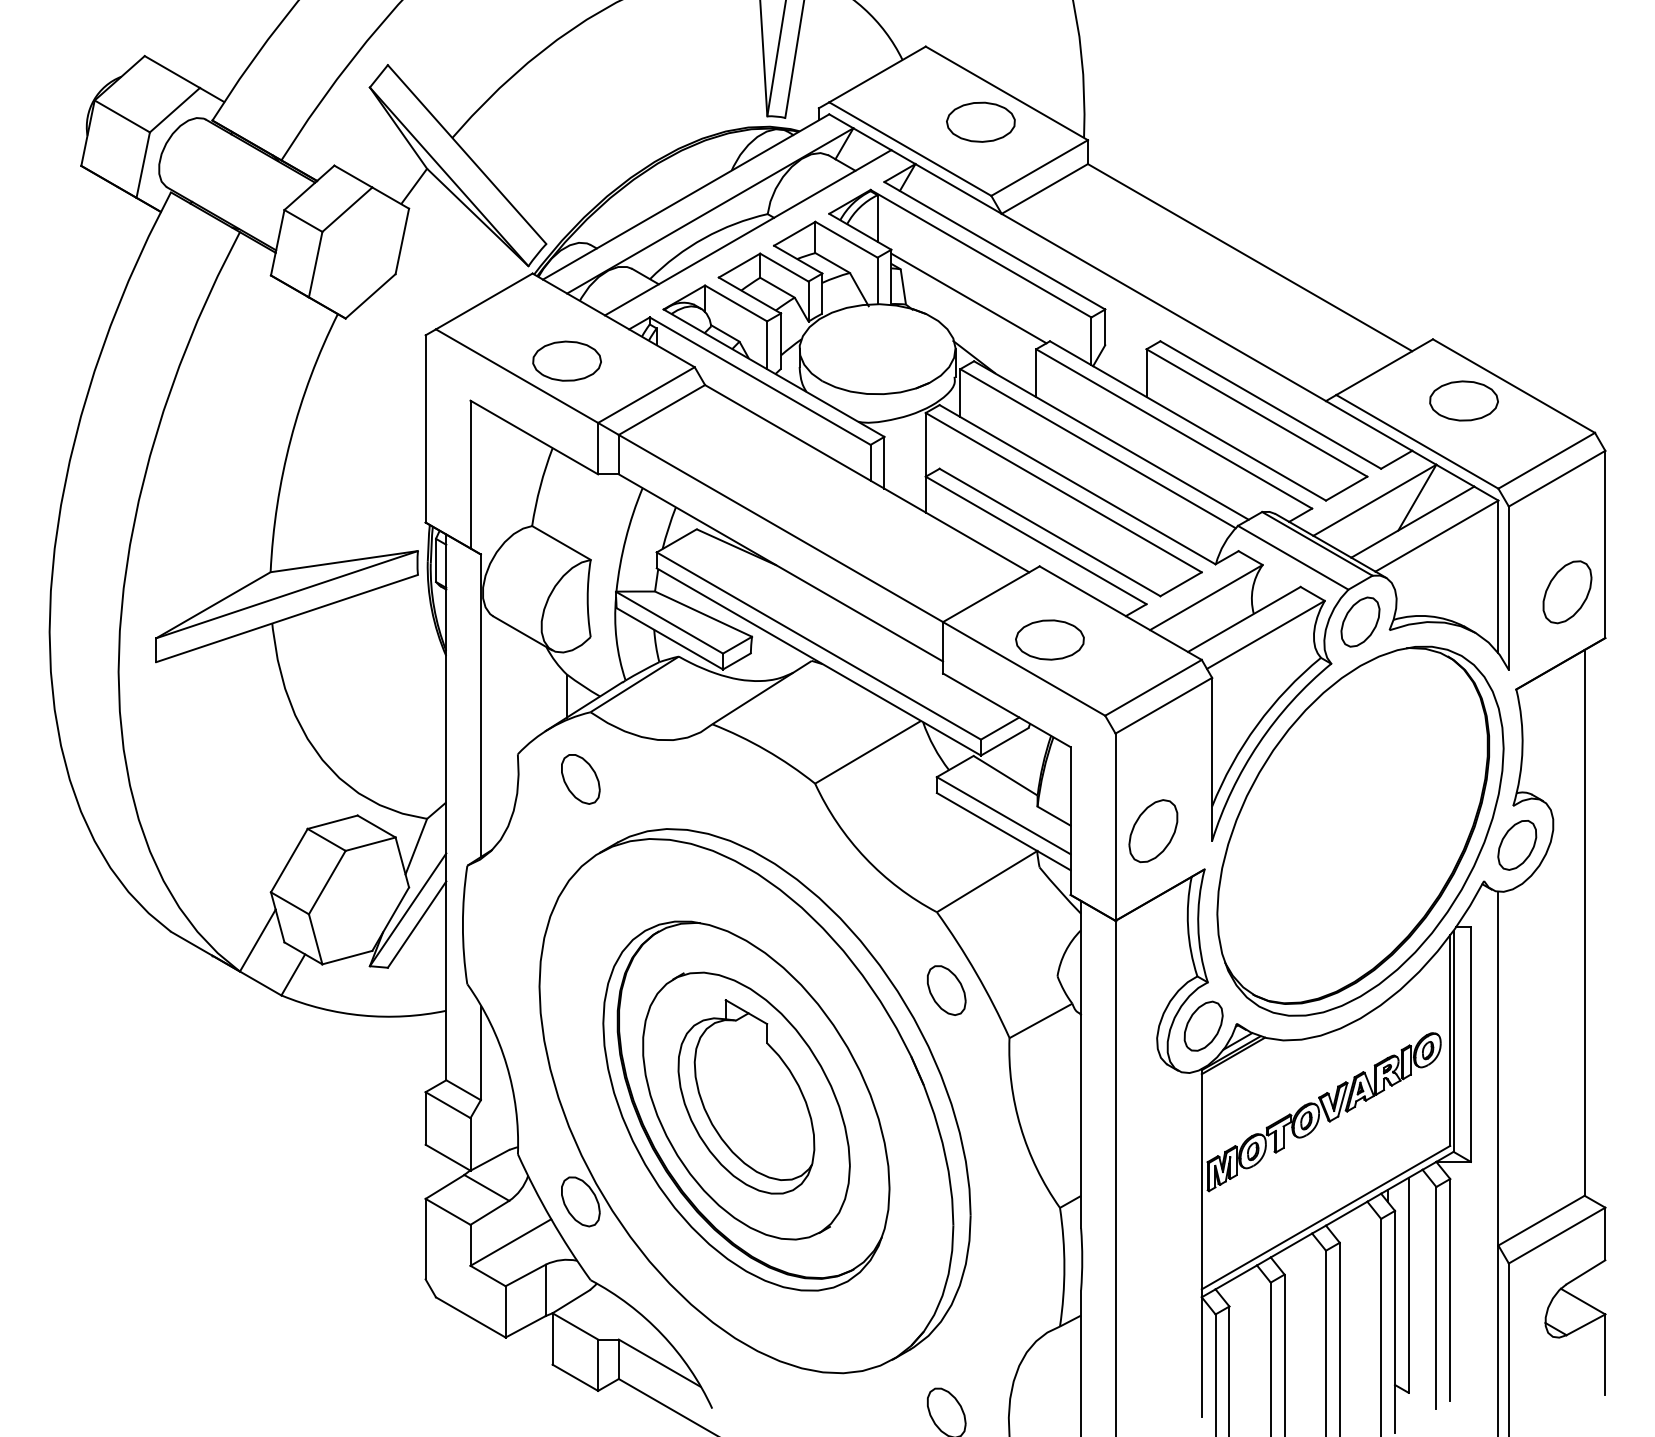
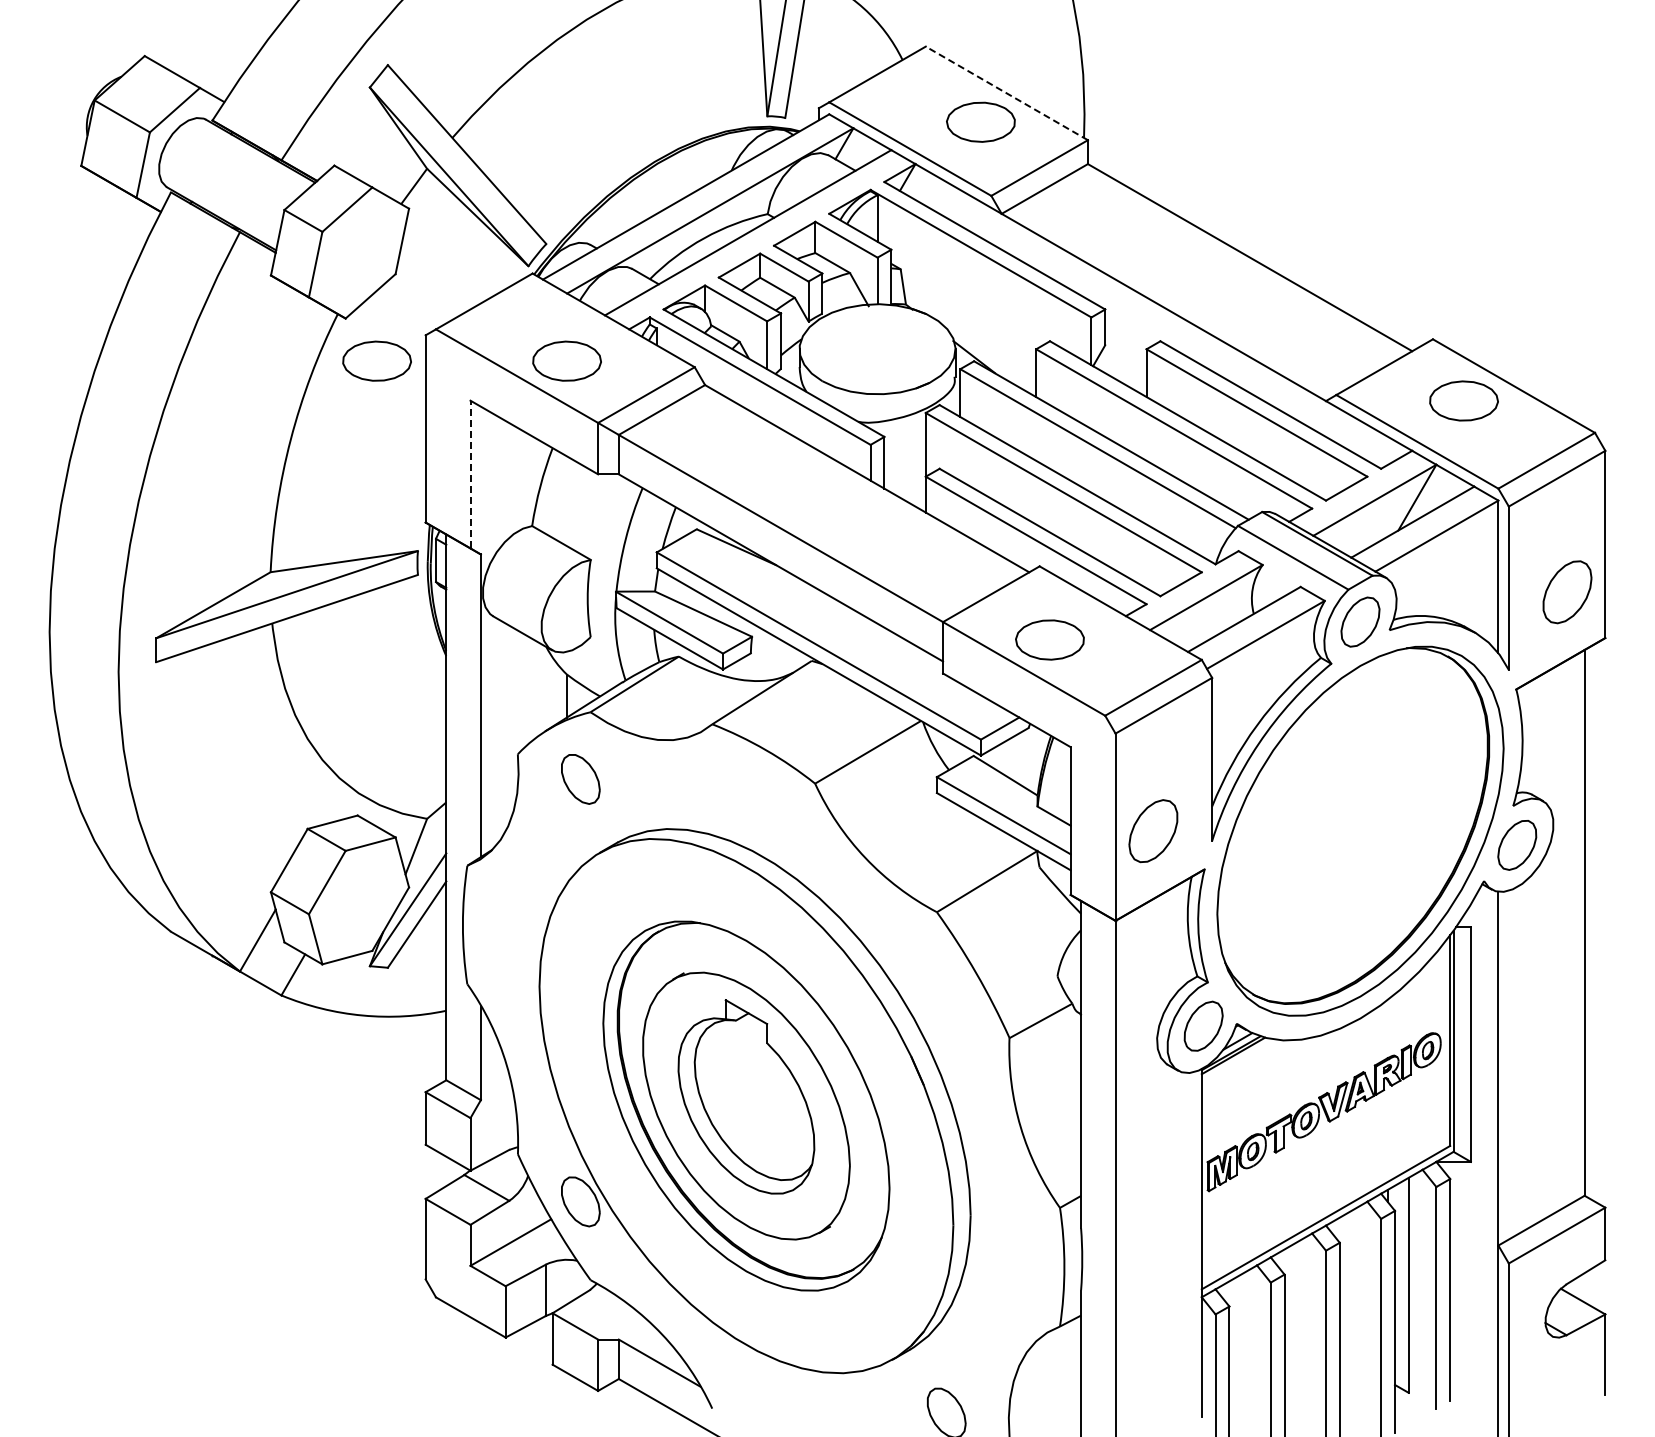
line: solid -> dashed (1006, 93)
line: present -> none (968, 298)
part: none -> present (376, 360)
line: solid -> dashed (470, 474)
part: present -> none (946, 990)
